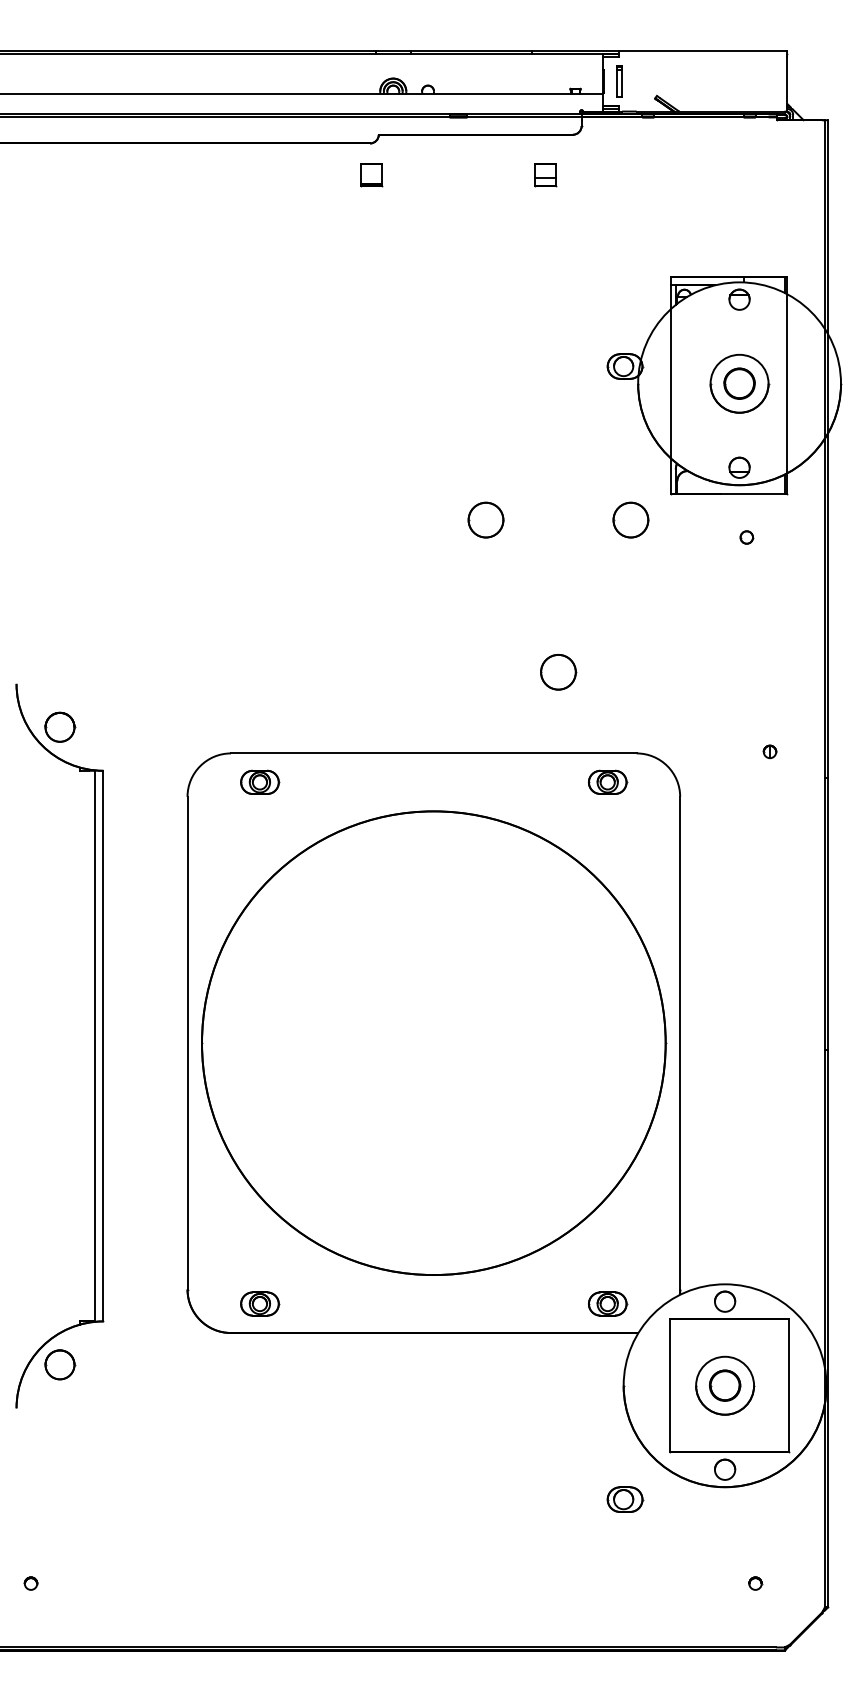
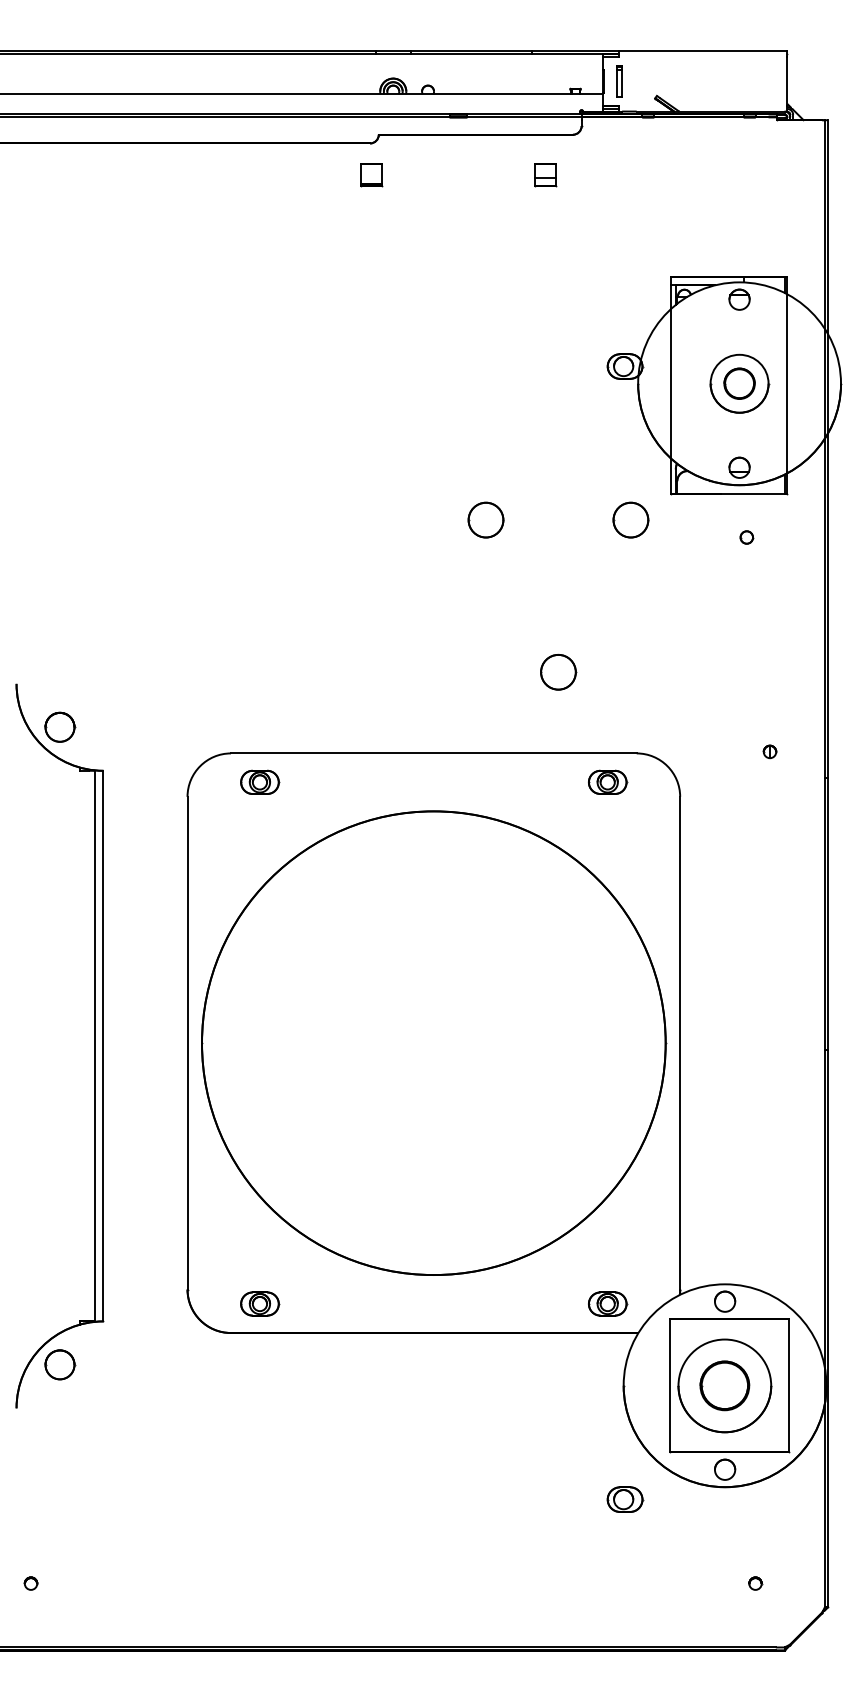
part size: 61x61 px -> 96x96 px (724, 1385)
